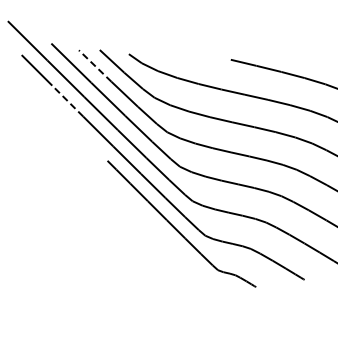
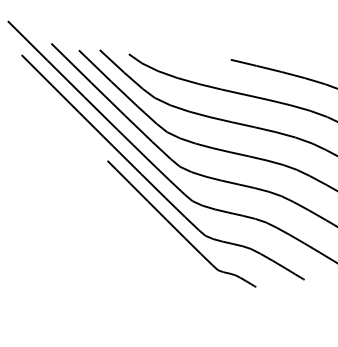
line: dashed -> solid (95, 66)
line: dashed -> solid (67, 101)
